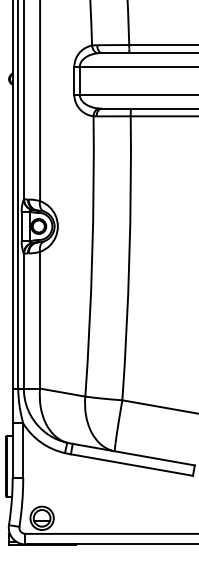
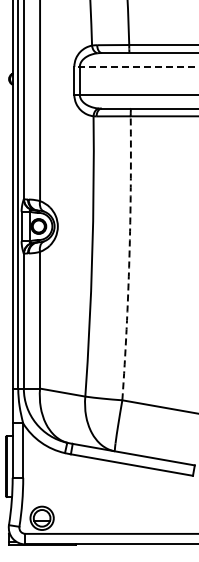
line: solid -> dashed (136, 66)
arc: solid -> dashed (129, 258)
